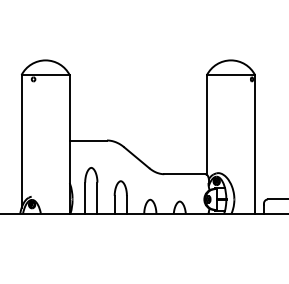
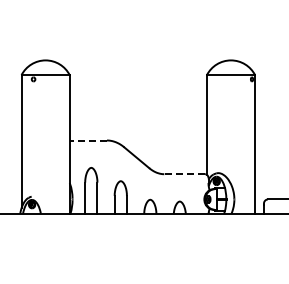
line: solid -> dashed (88, 140)
line: solid -> dashed (184, 174)
